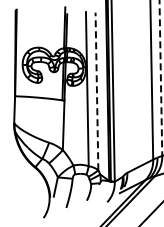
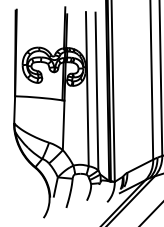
line: dashed -> solid (160, 78)
line: dashed -> solid (96, 91)
